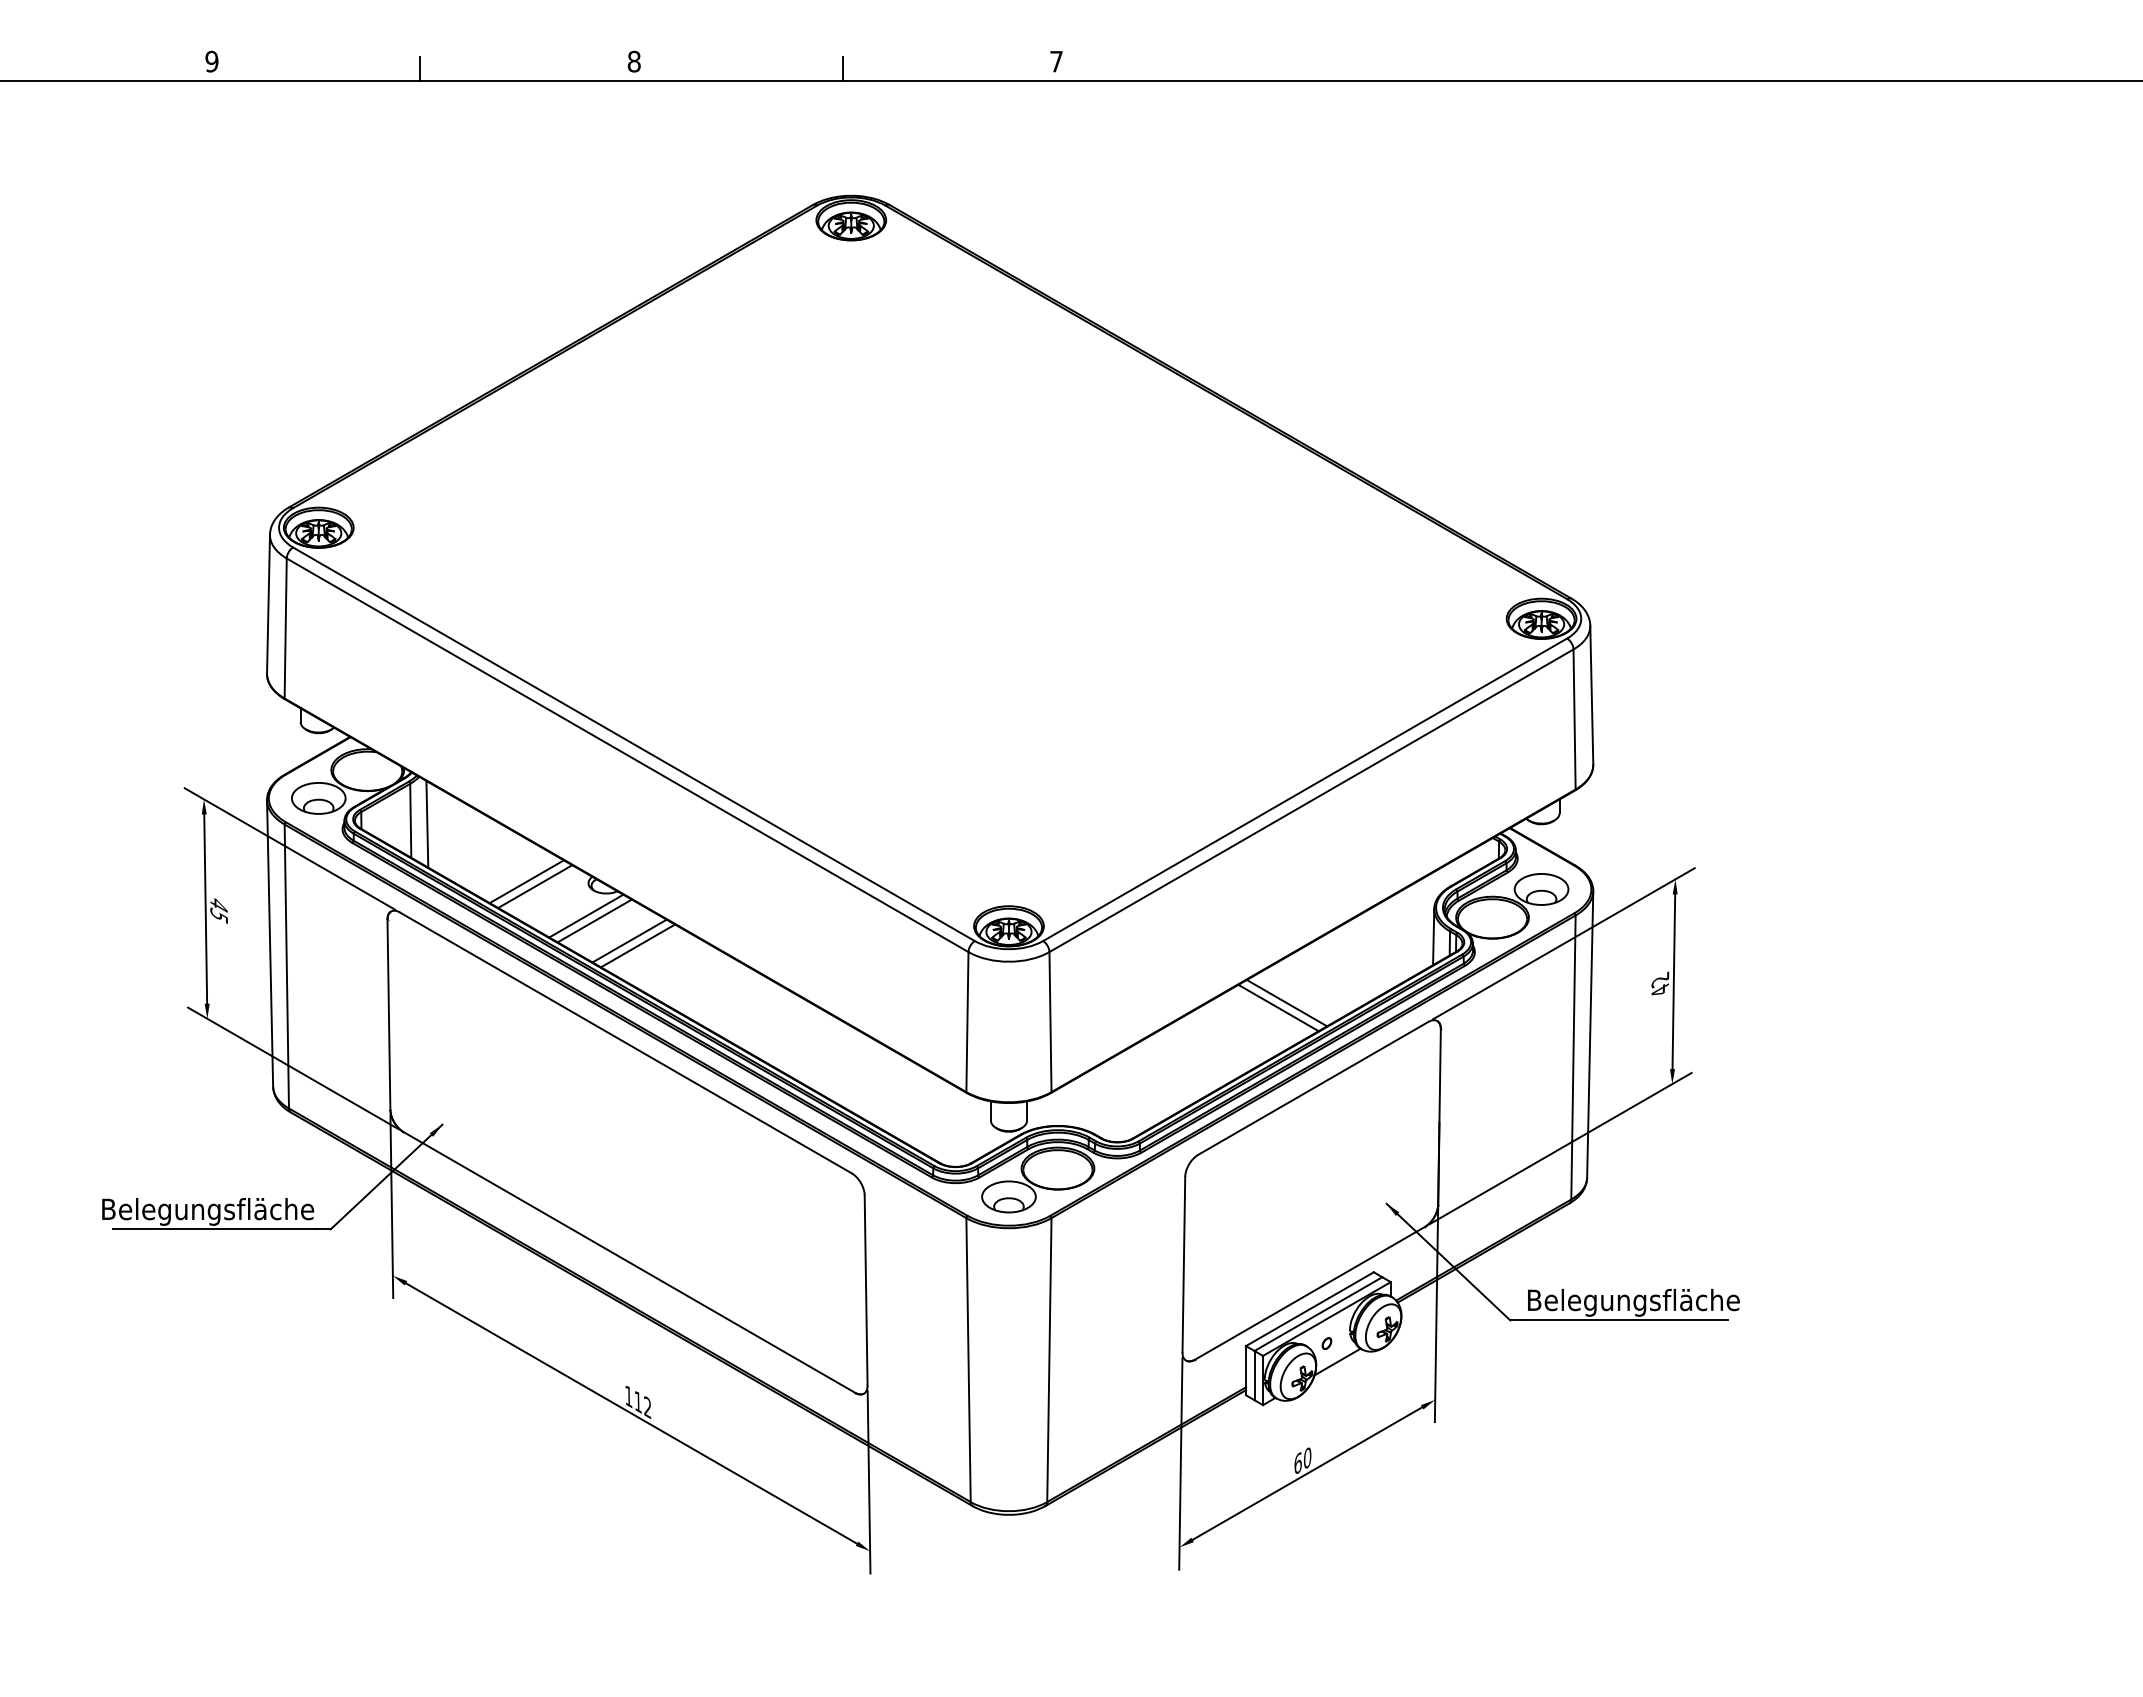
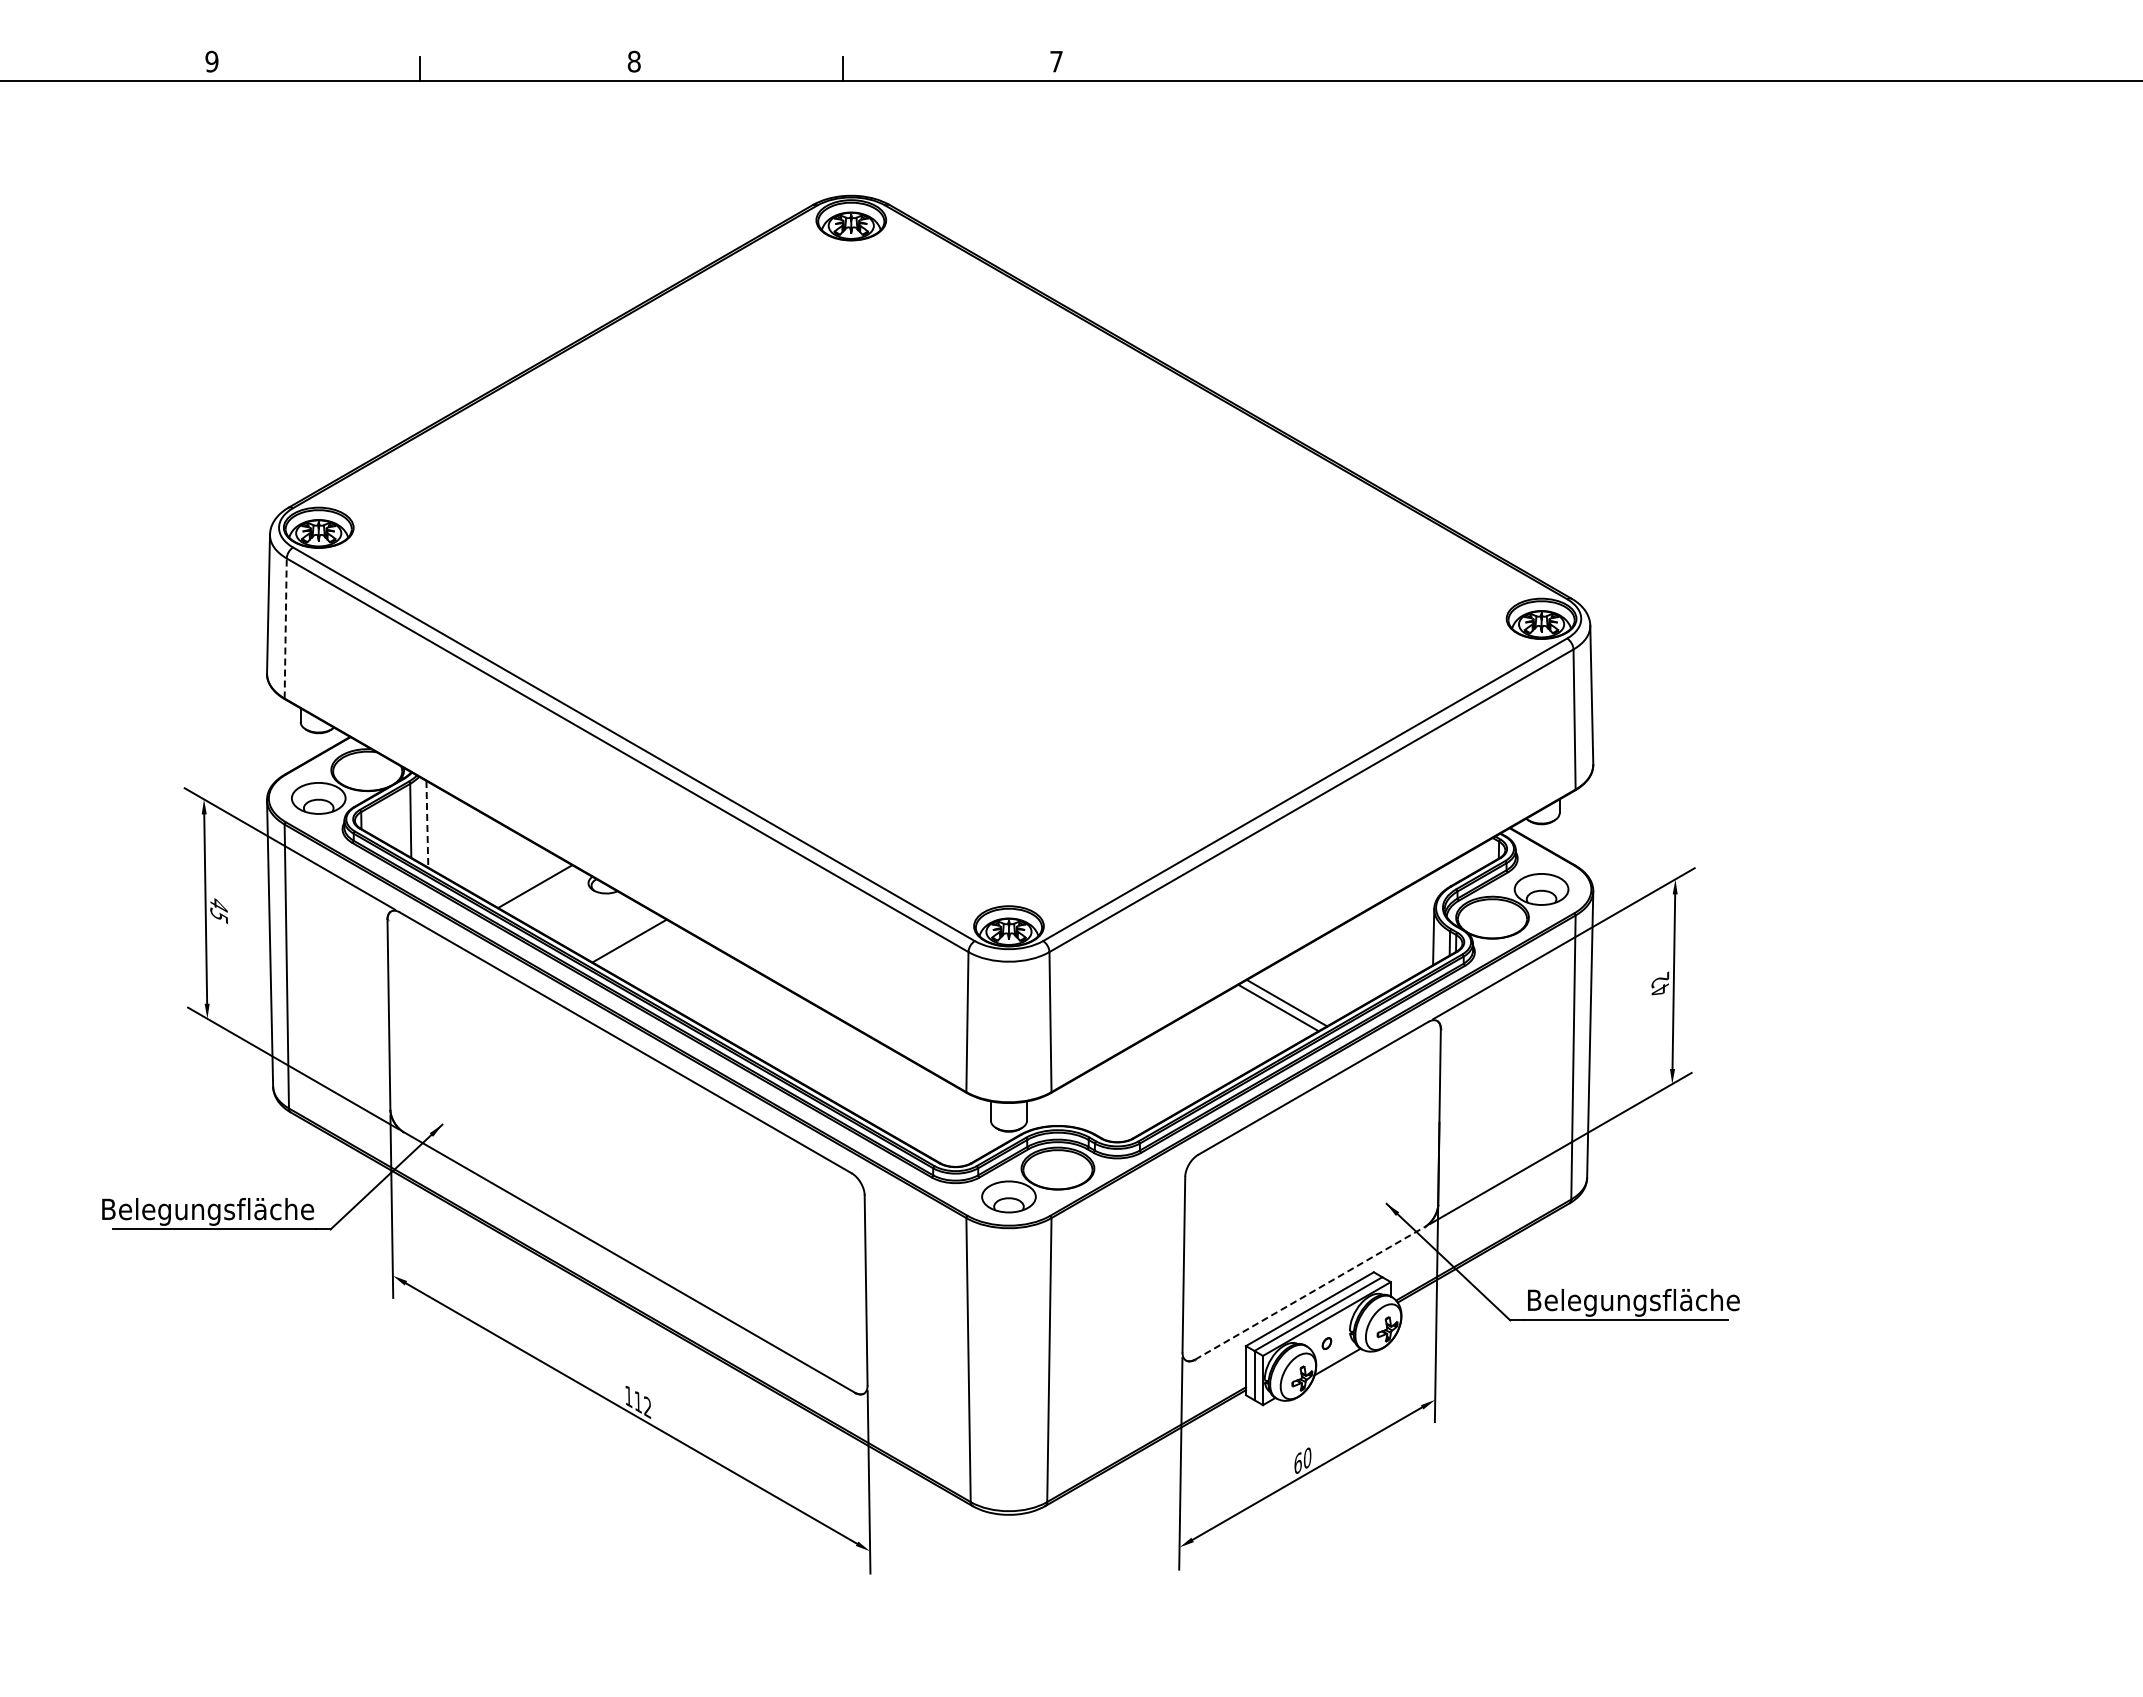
line: solid -> dashed (285, 628)
line: solid -> dashed (427, 824)
line: present -> none (526, 881)
line: present -> none (586, 915)
line: present -> none (594, 920)
line: present -> none (638, 945)
line: solid -> dashed (1310, 1293)
